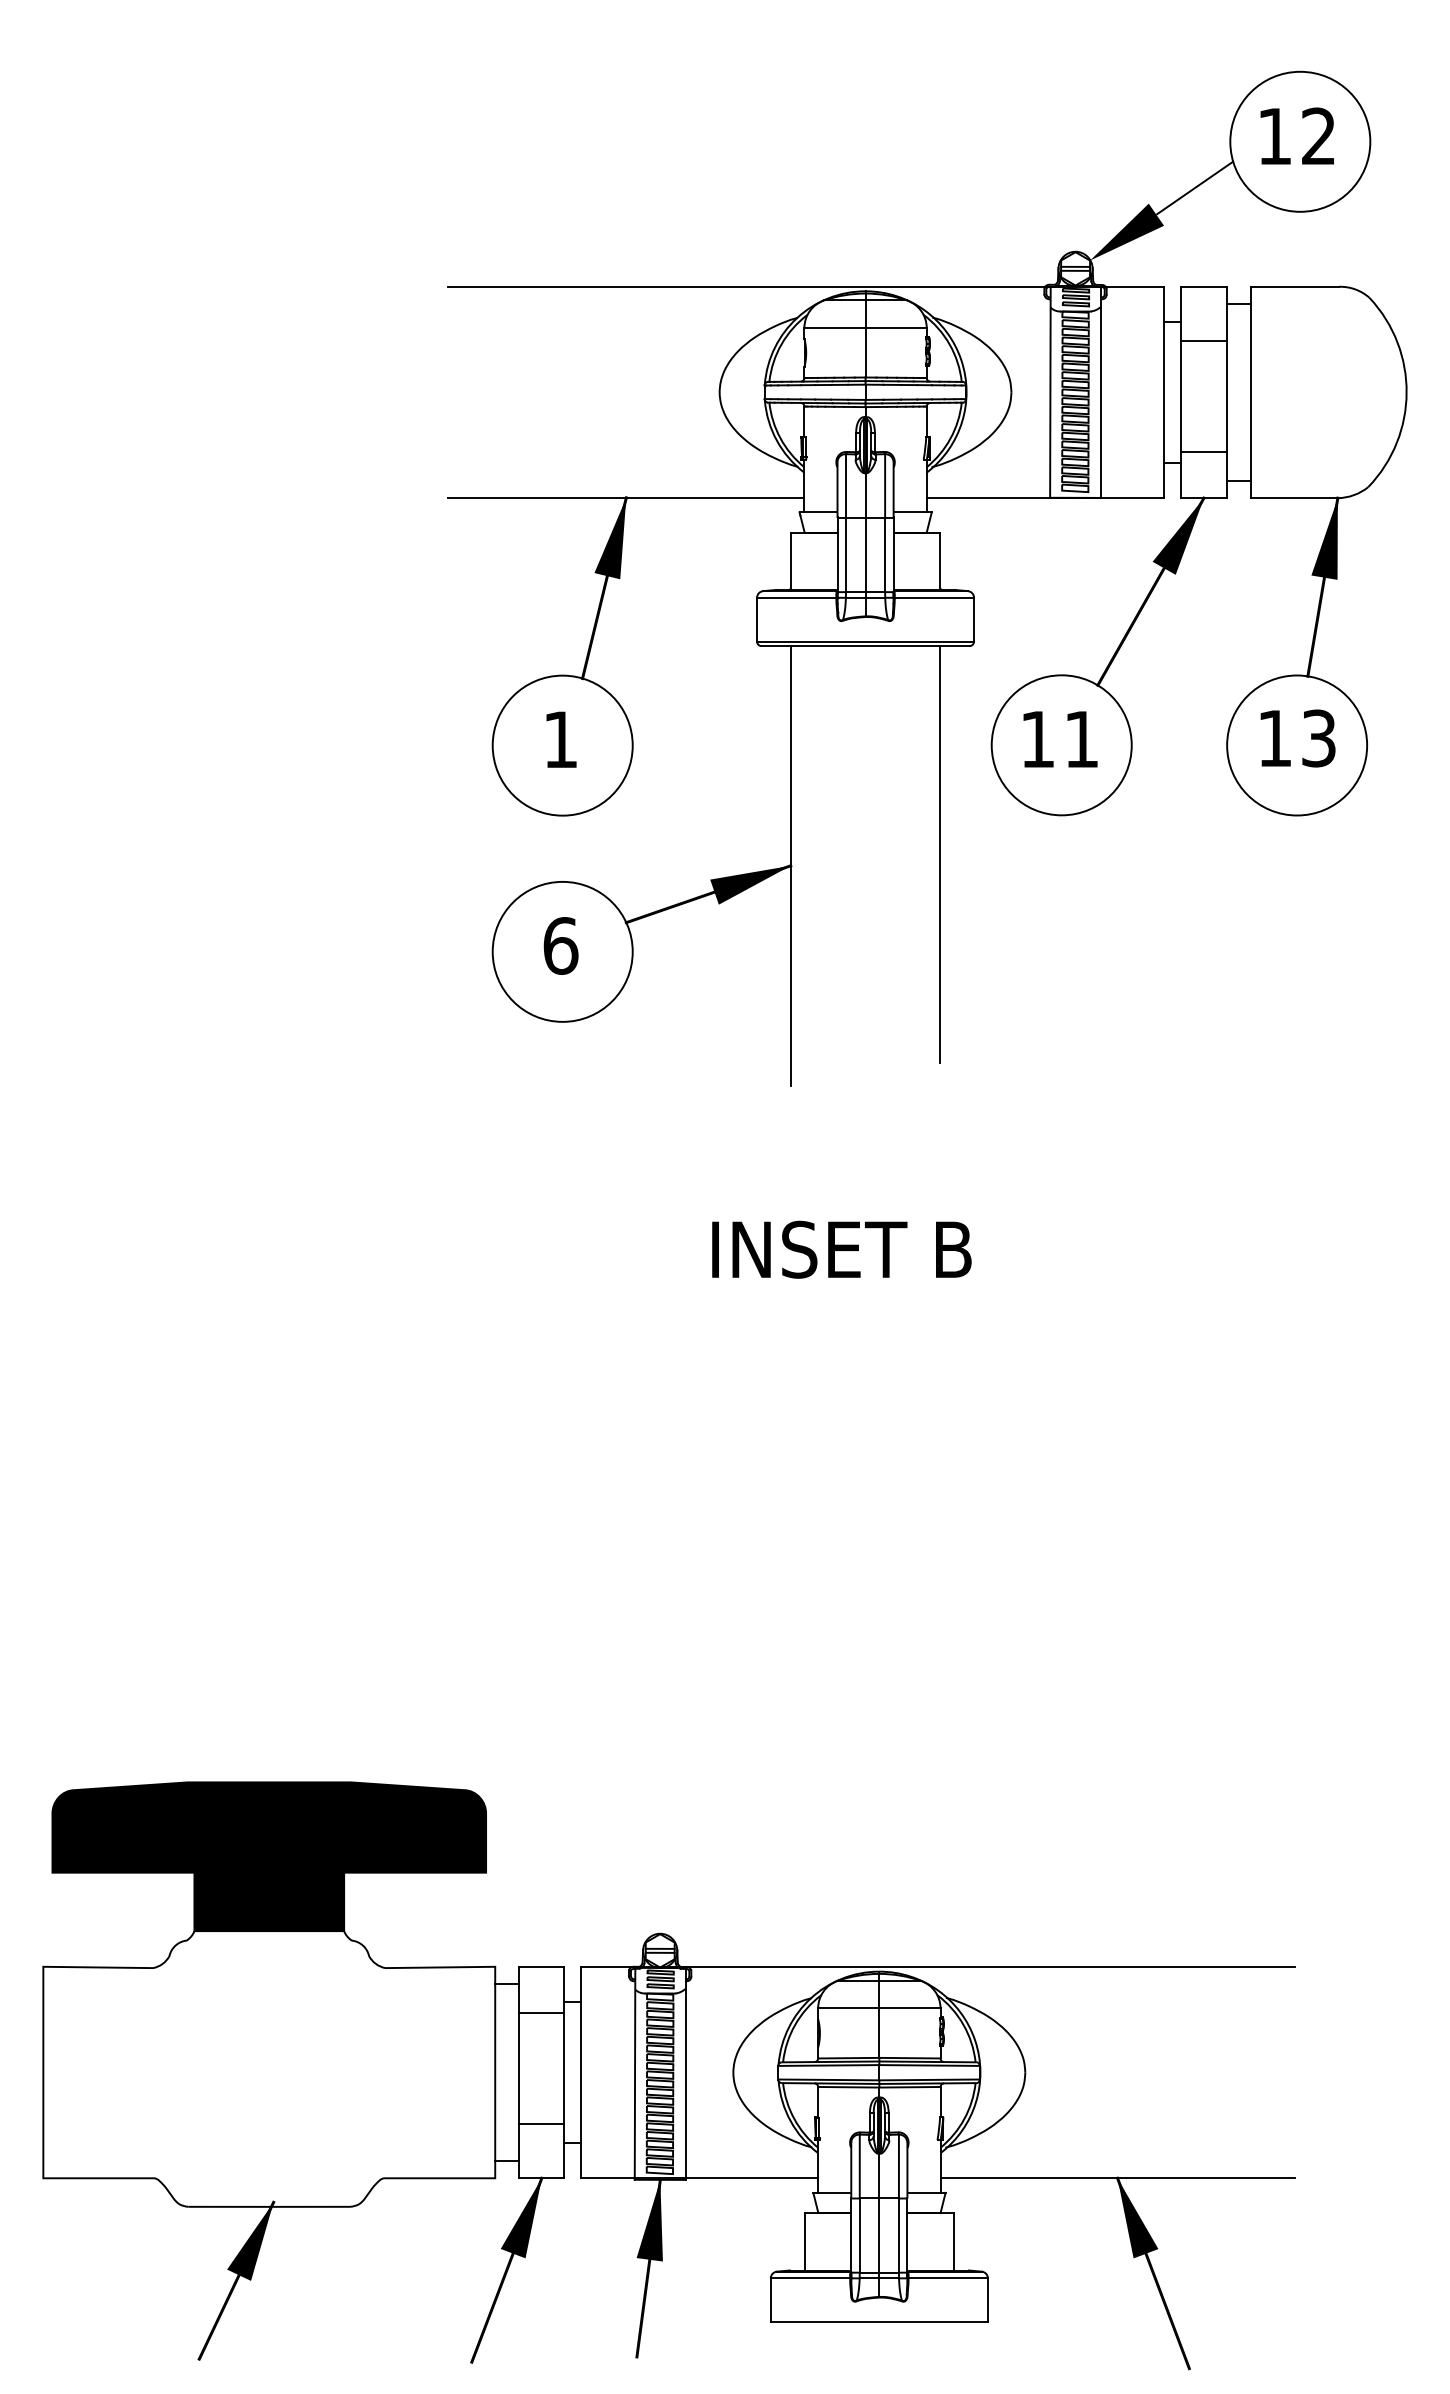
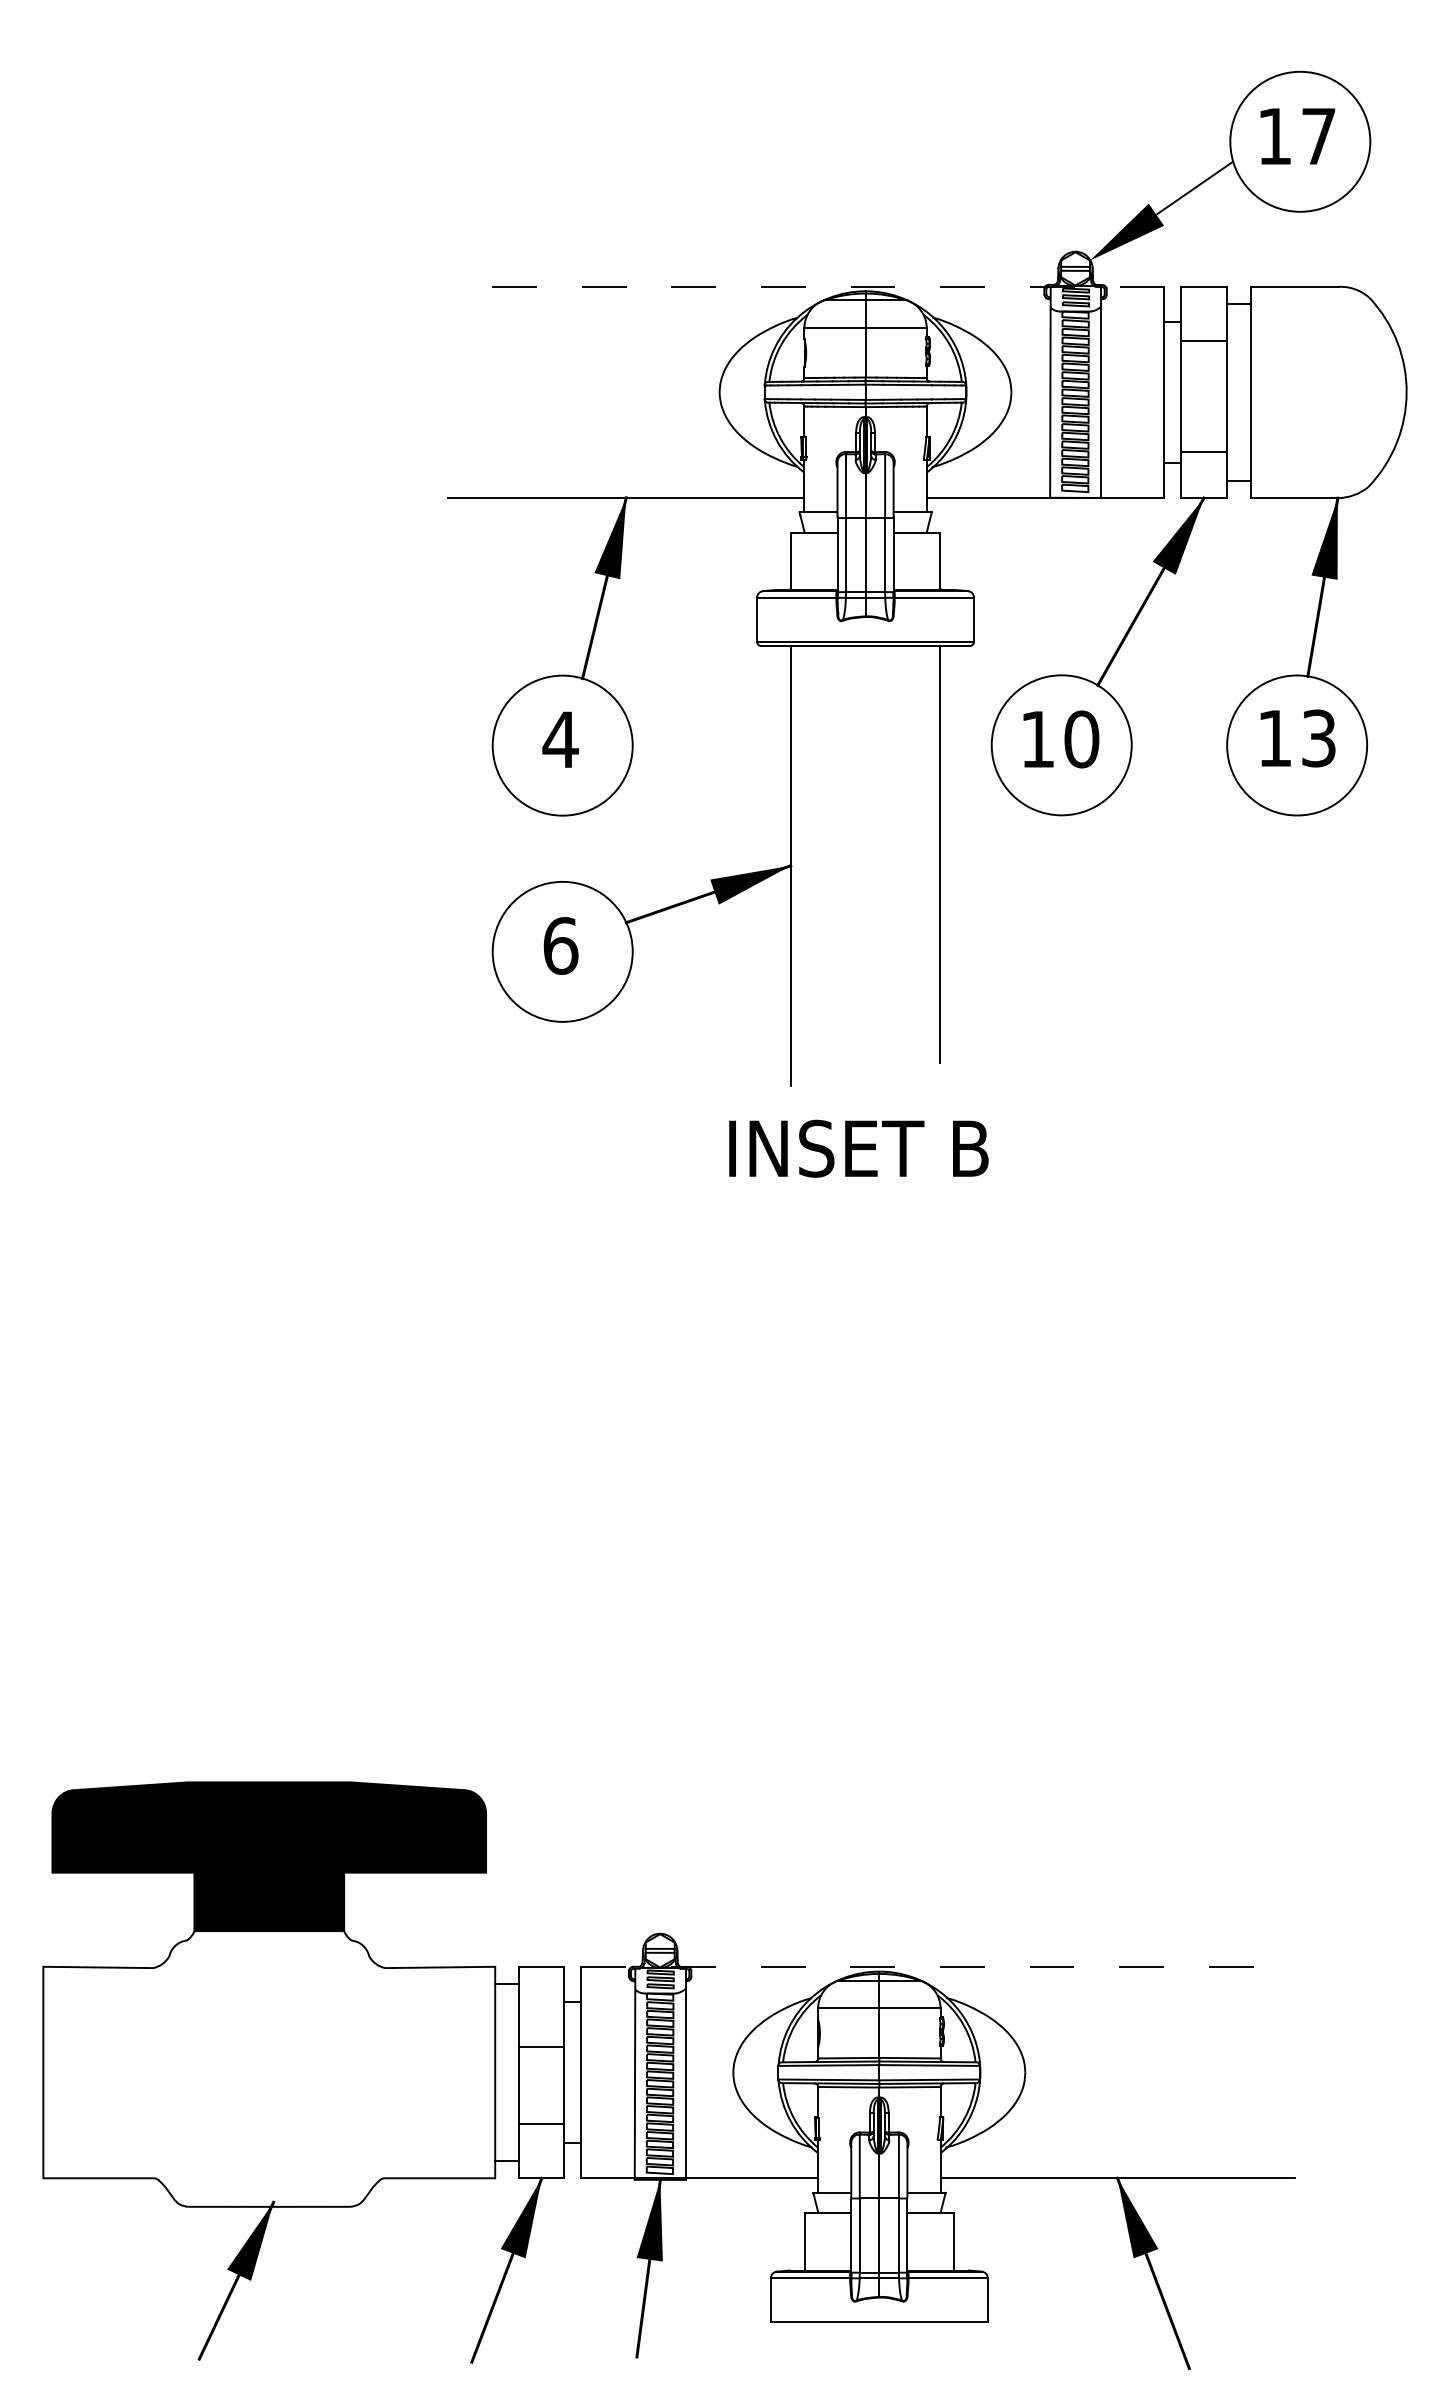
text: 12 -> 17 (1318, 135)
line: solid -> dashed (805, 286)
text: 1 -> 4 (560, 739)
text: 11 -> 10 (1081, 739)
text position: (841, 1249) -> (858, 1148) (858, 1148)
line: solid -> dashed (938, 1967)
line position: (541, 2013) -> (541, 2047) (541, 2047)
